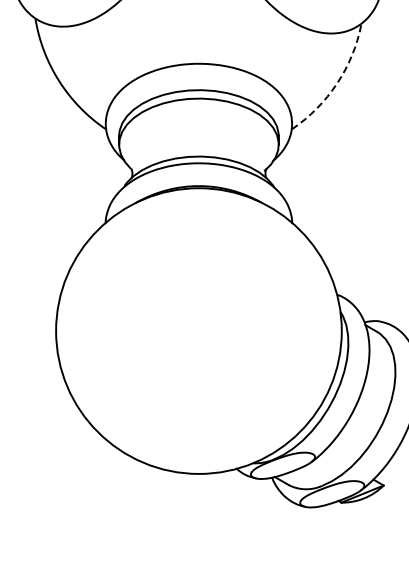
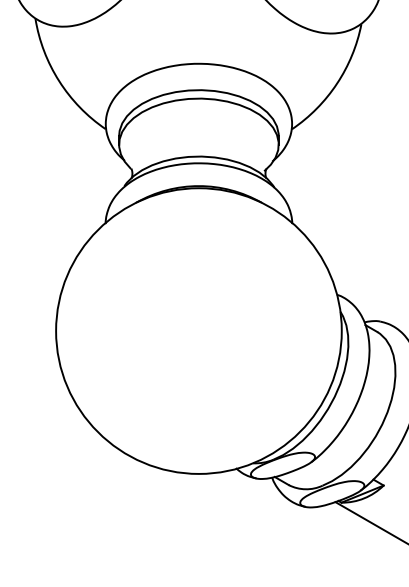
arc: dashed -> solid (337, 83)
line: none -> present (370, 522)
